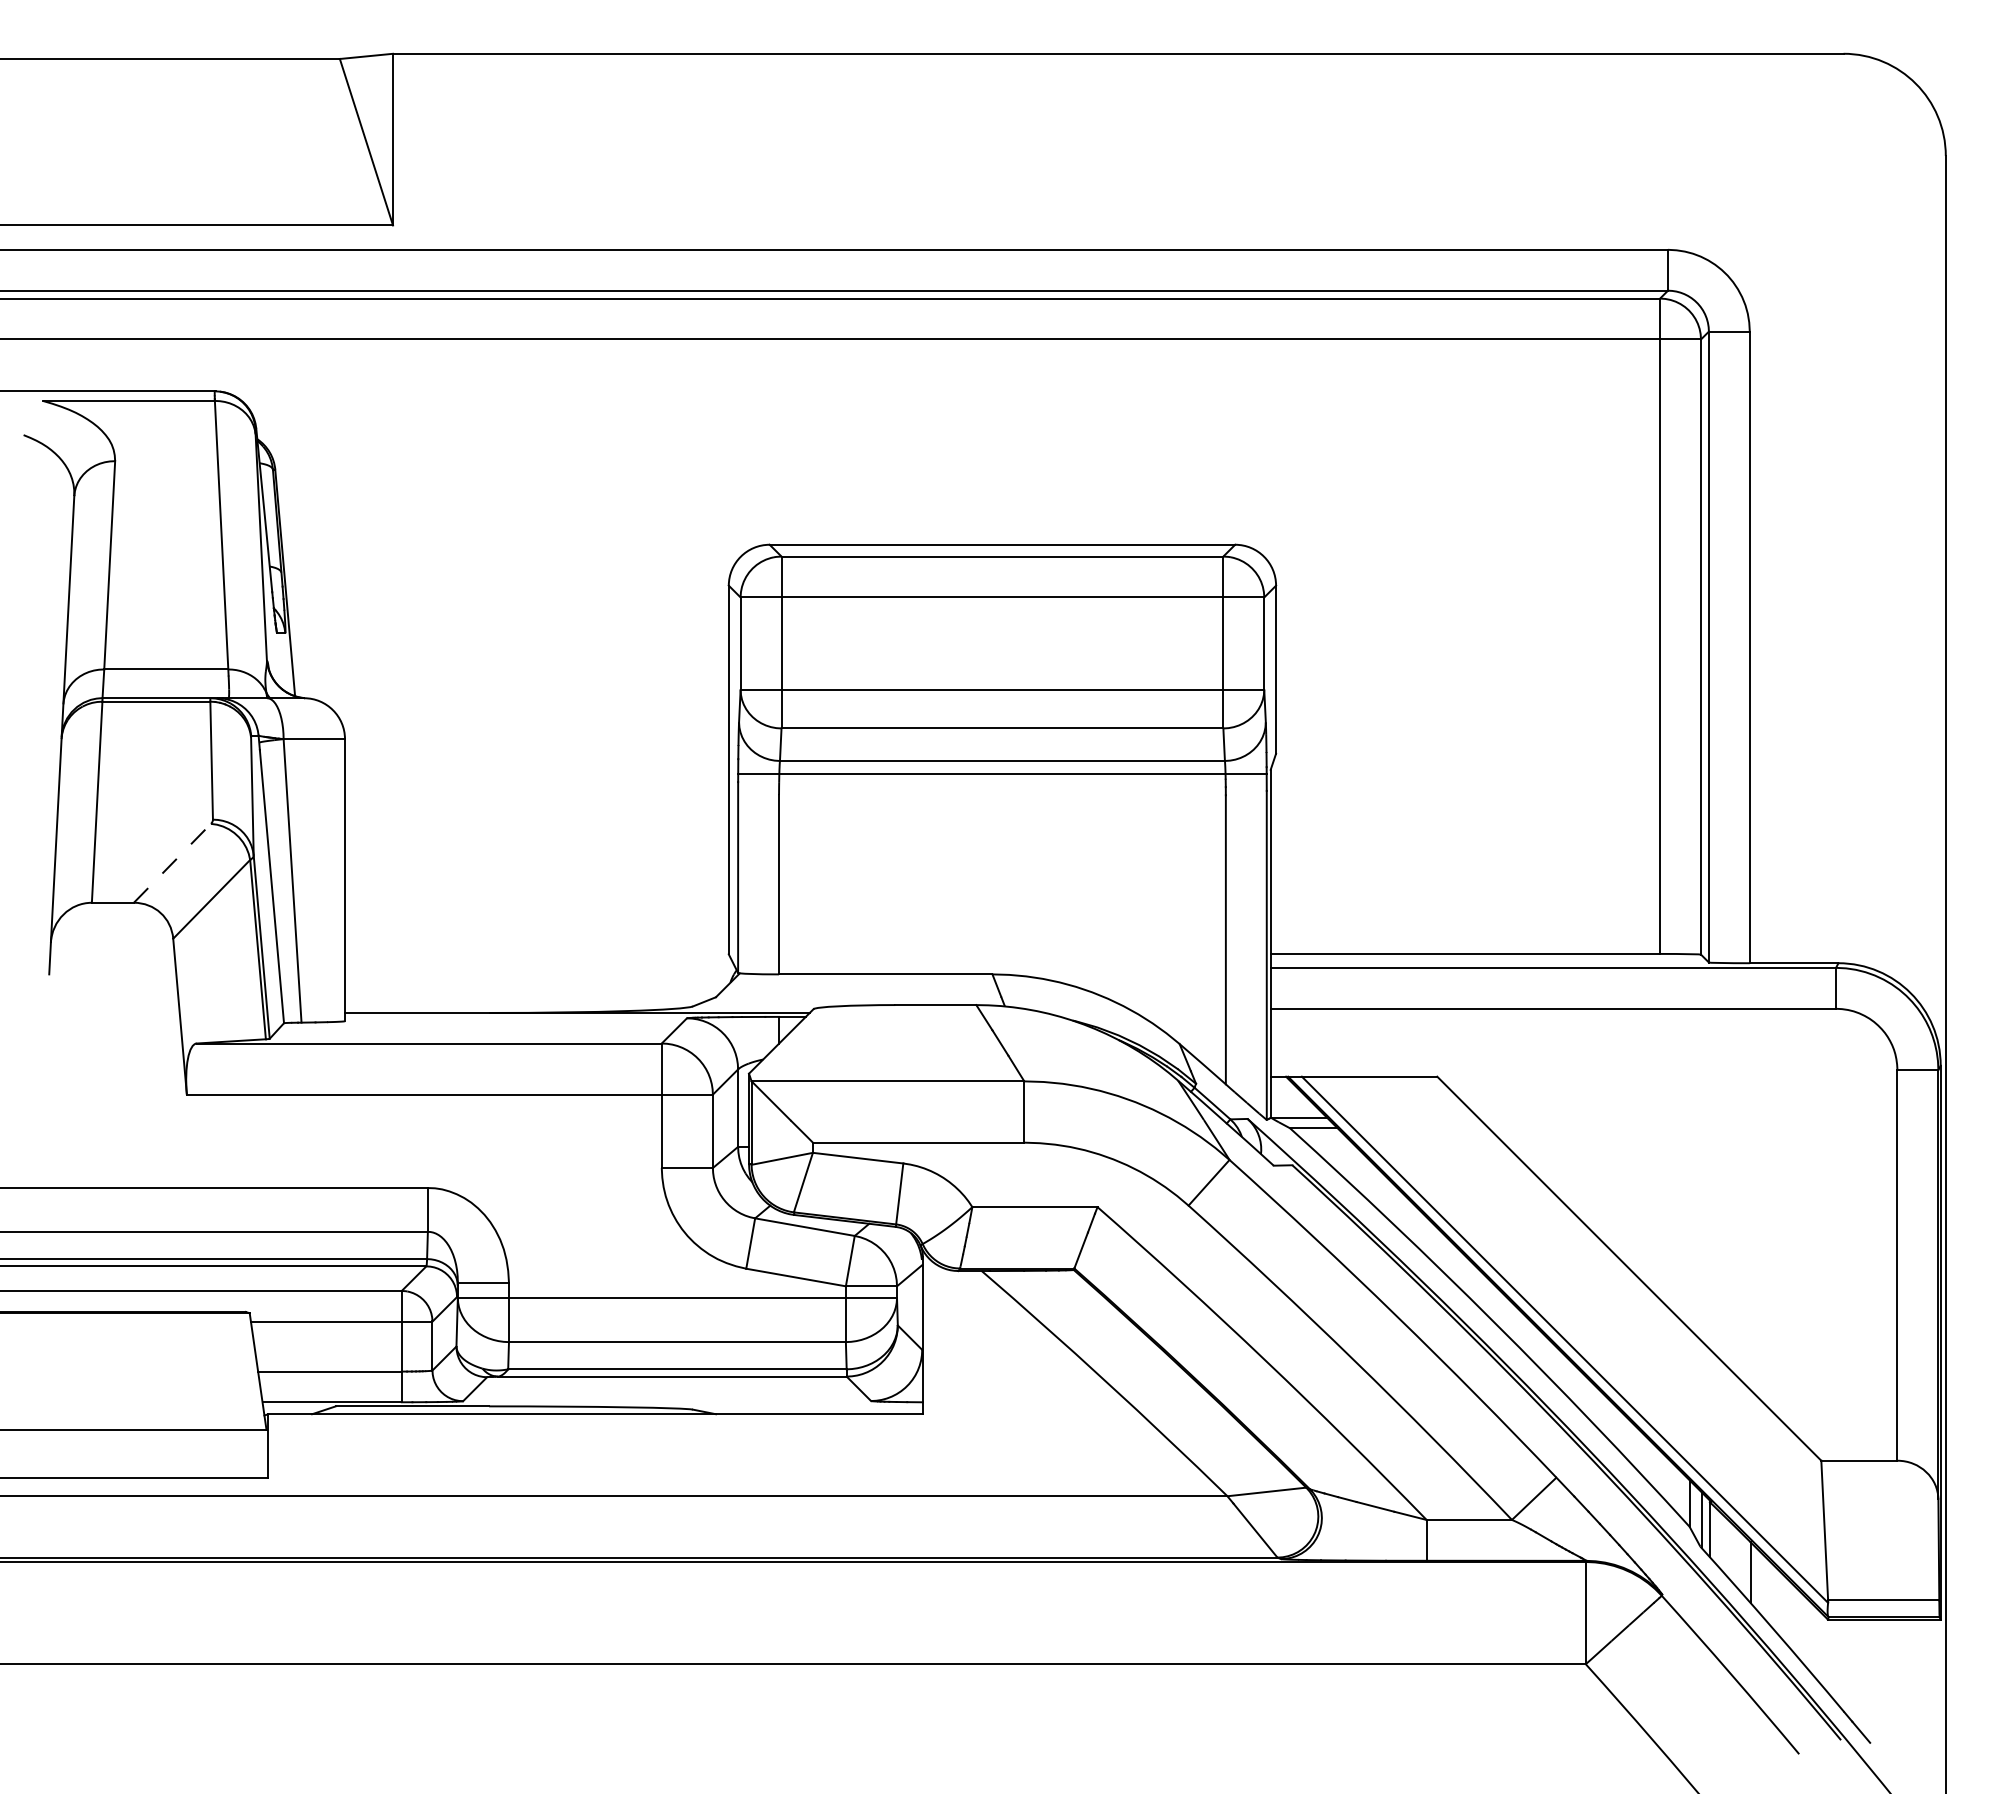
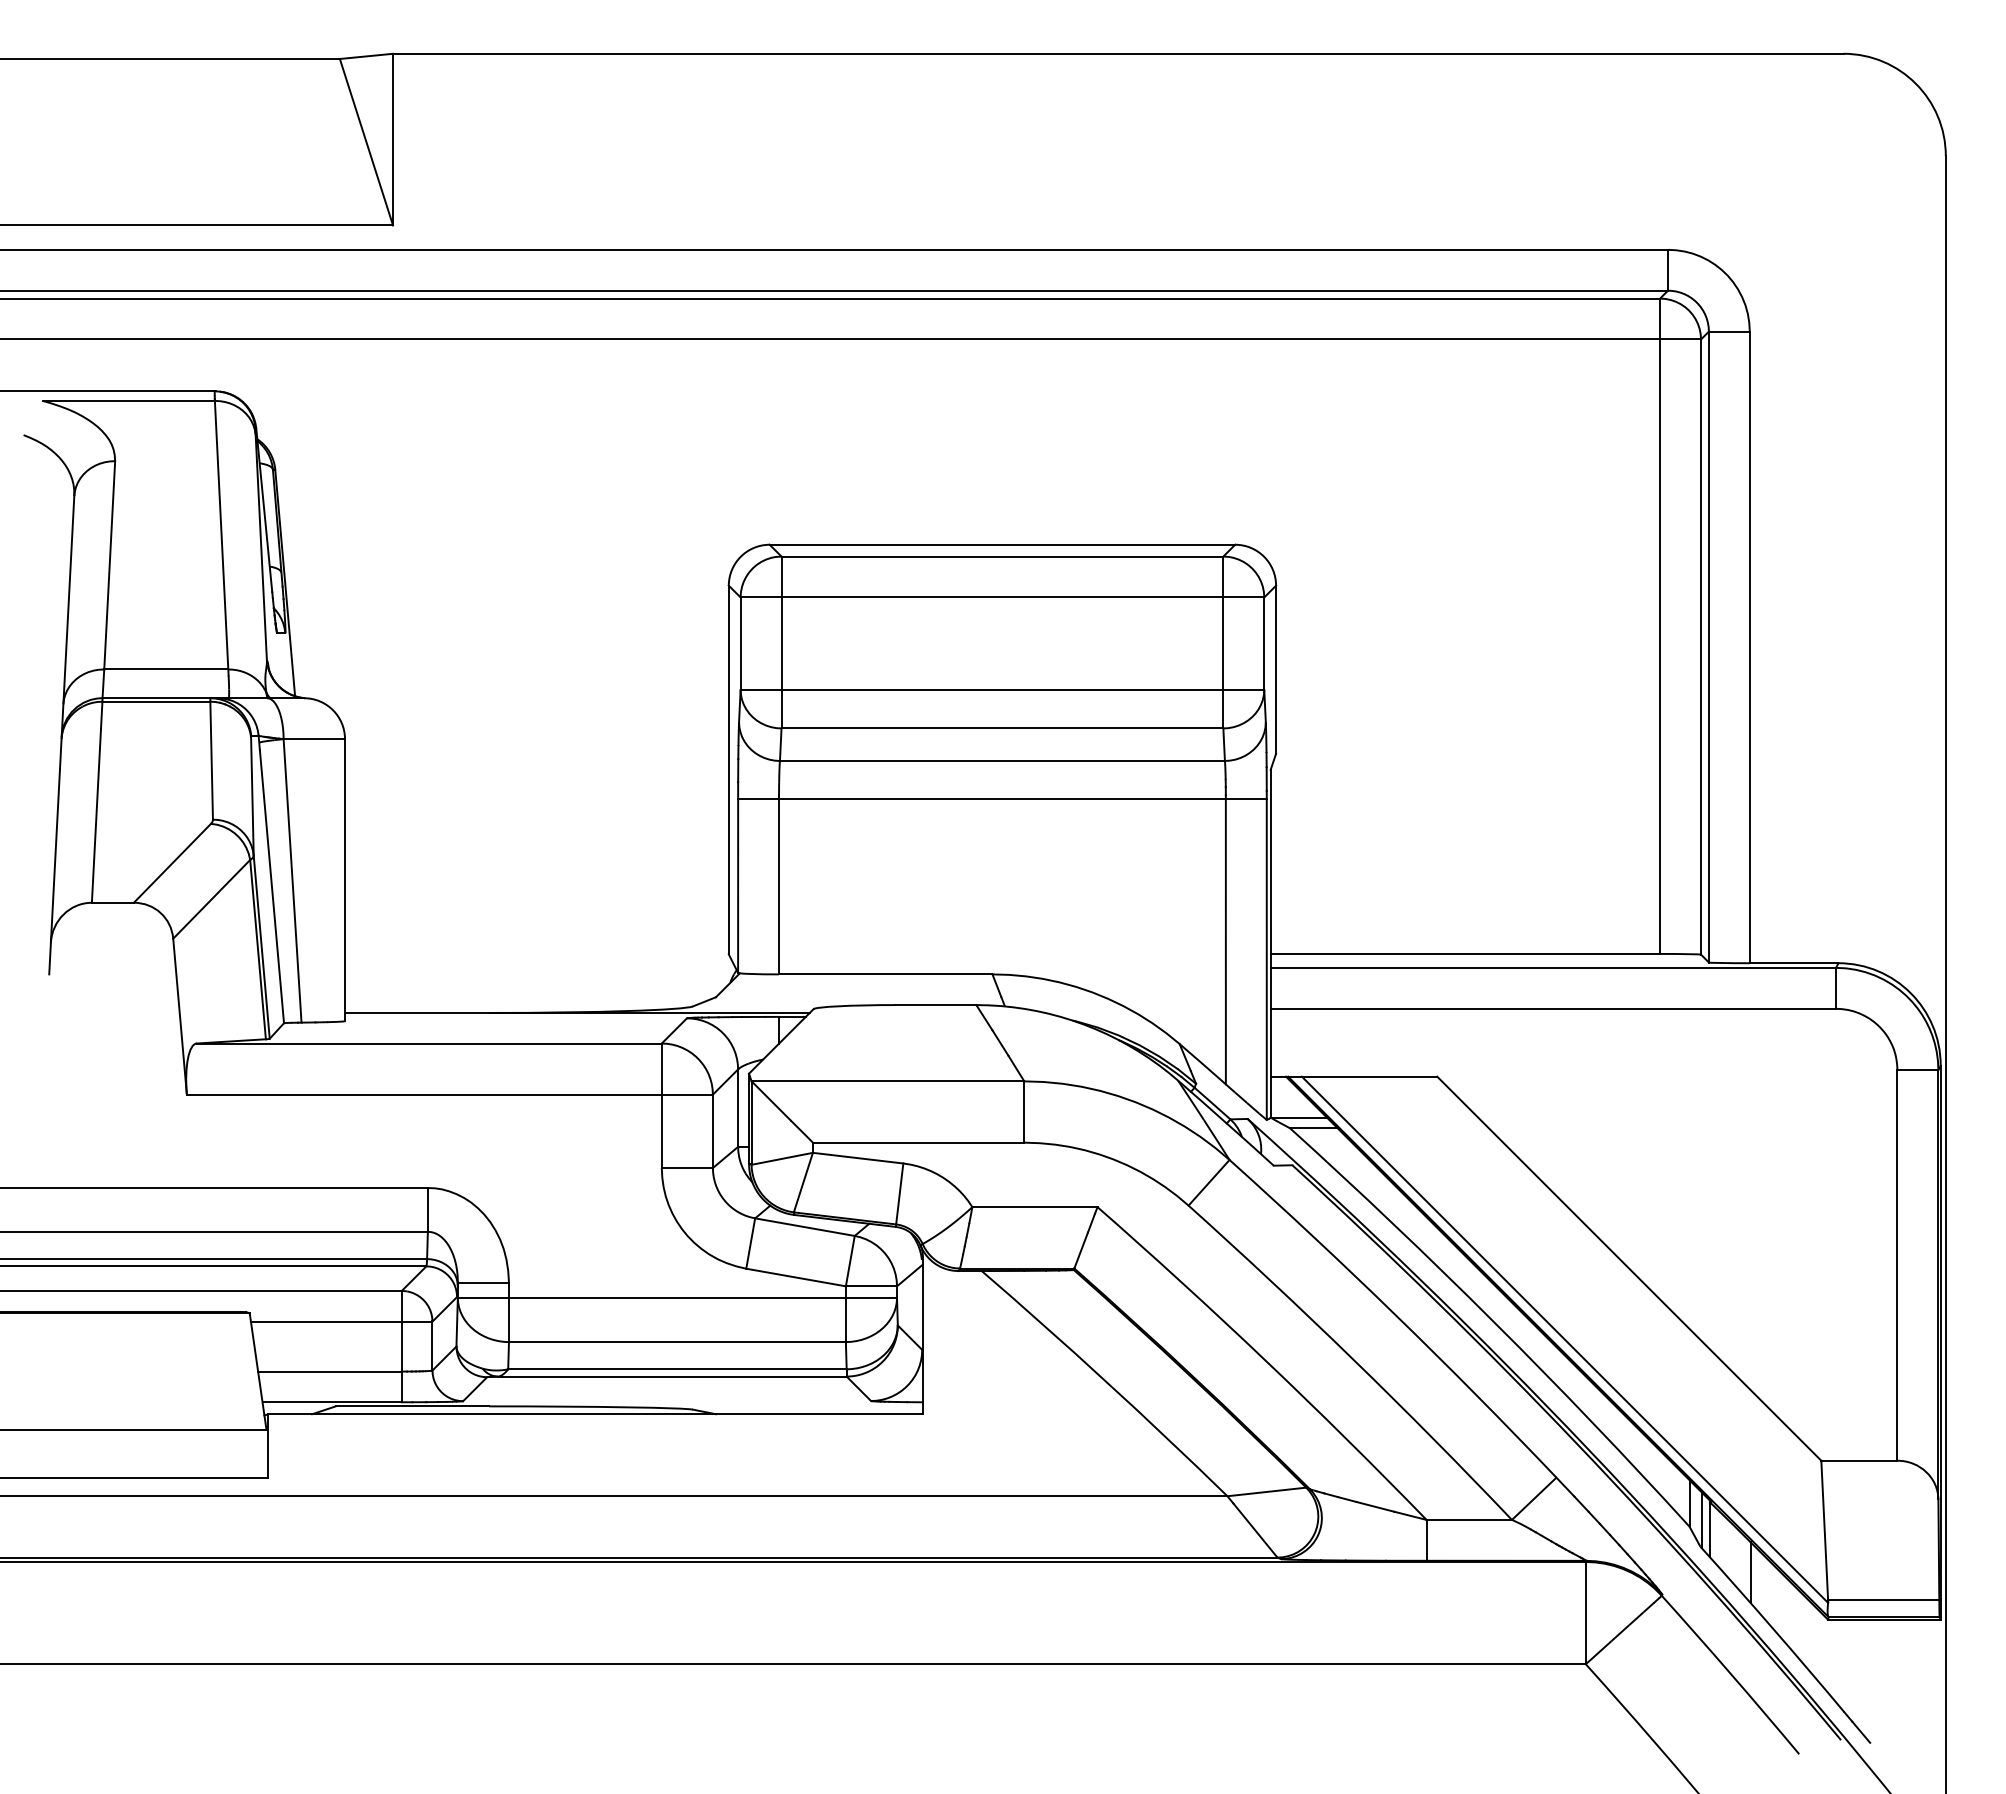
line position: (1002, 774) -> (1002, 799) (1002, 799)
line: dashed -> solid (172, 862)
